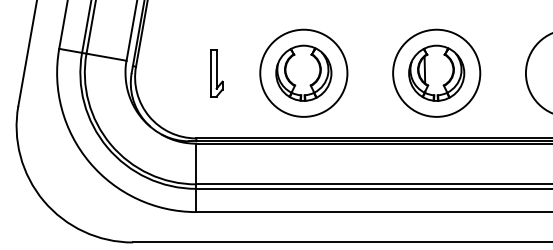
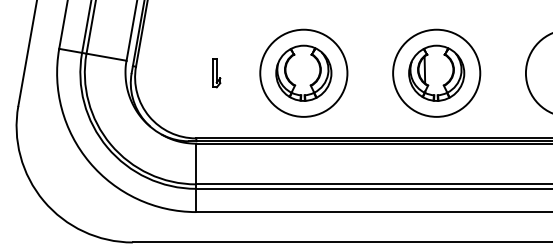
part size: 14x49 px -> 10x31 px (216, 73)
